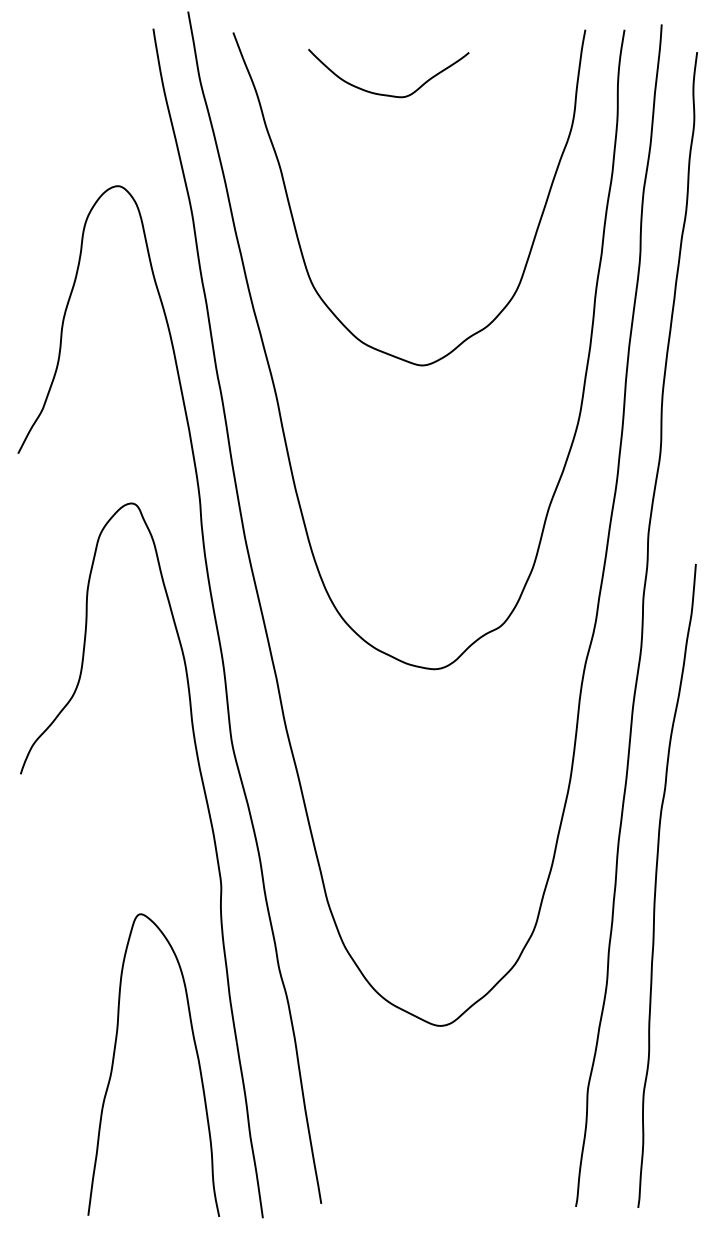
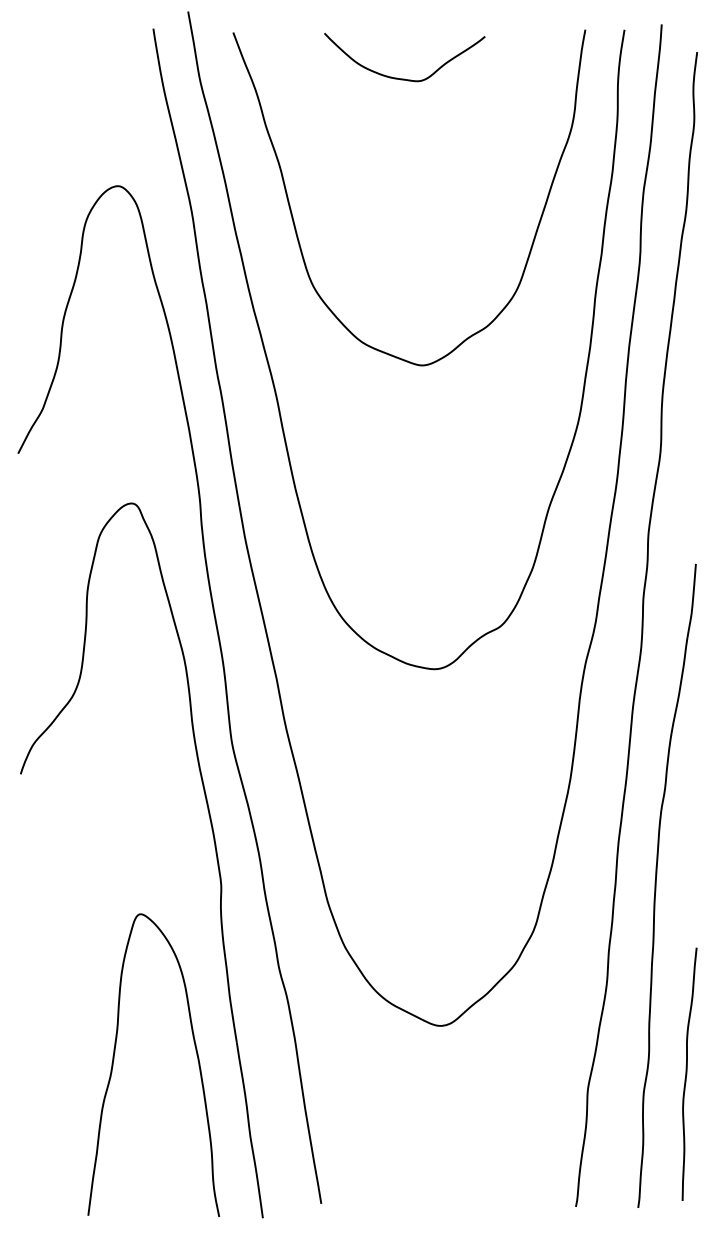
curve position: (388, 94) -> (404, 78) (404, 78)
curve: none -> present (687, 1073)
